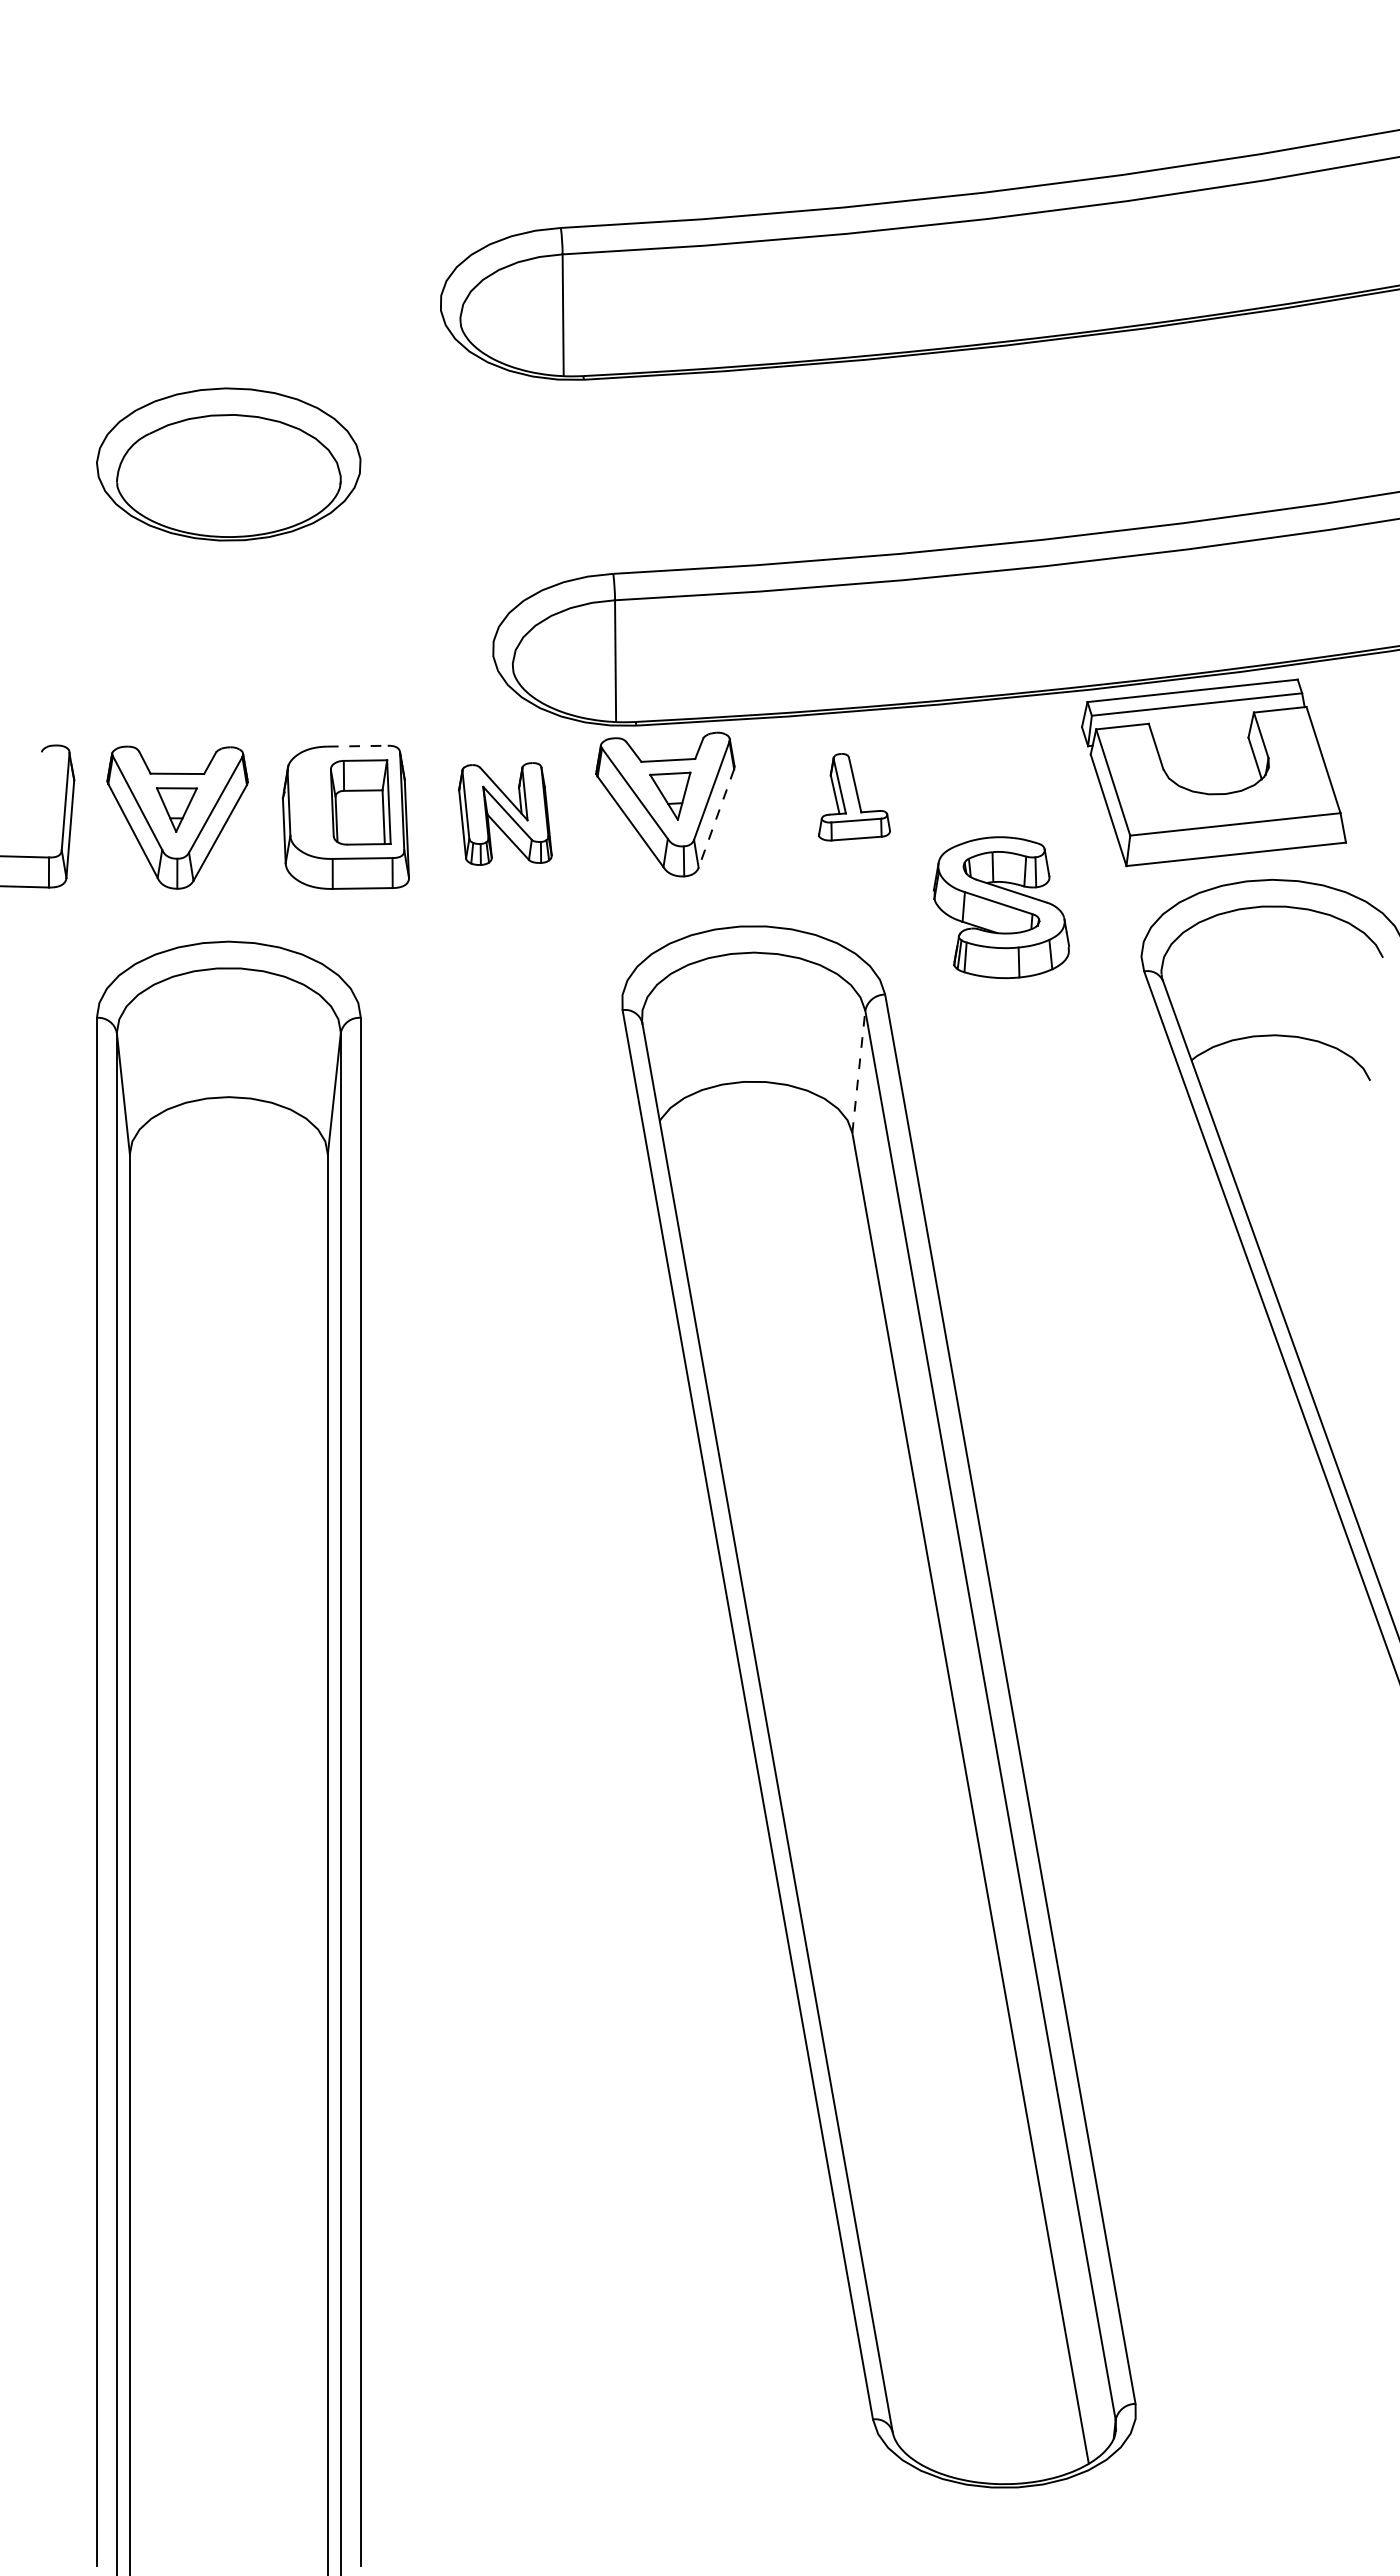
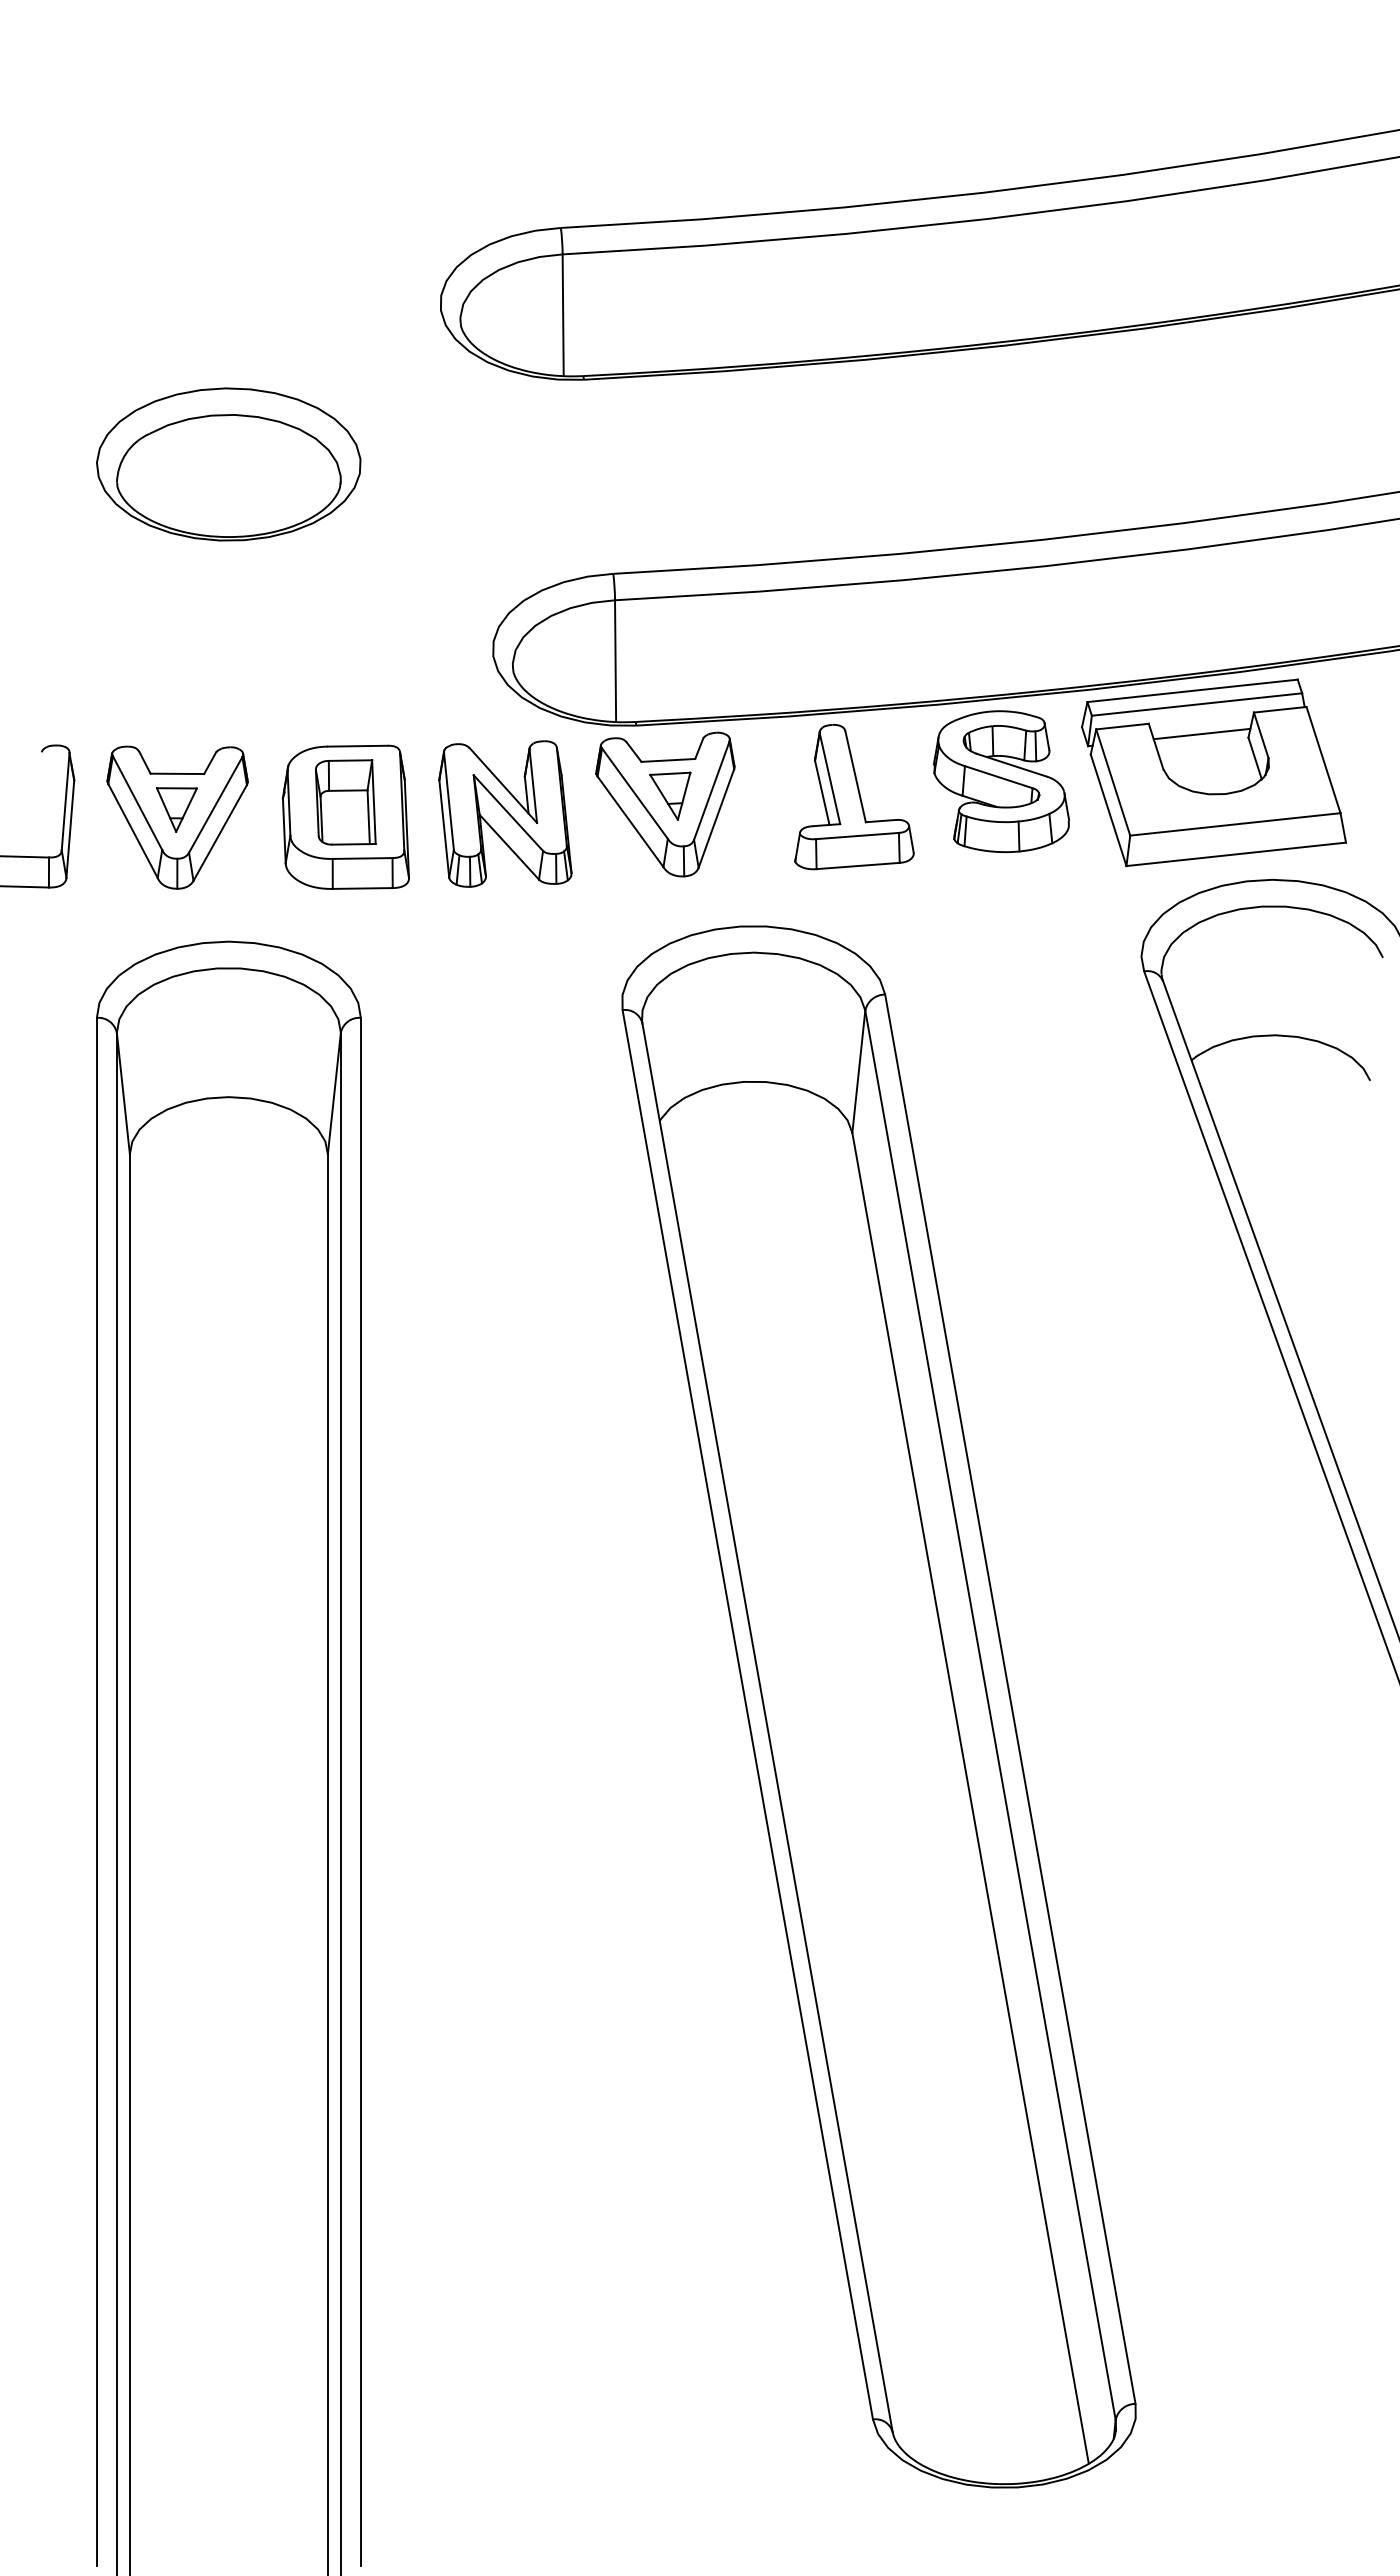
line: none -> present (1201, 733)
line: dashed -> solid (357, 746)
part size: 74x89 px -> 121x147 px (854, 797)
part position: (360, 802) -> (345, 802) (345, 802)
part size: 95x104 px -> 135x148 px (505, 813)
line: dashed -> solid (716, 818)
part position: (1001, 907) -> (1001, 781) (1001, 781)
line: dashed -> solid (858, 1071)
